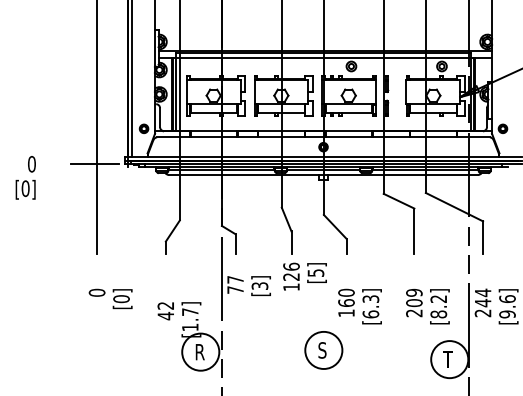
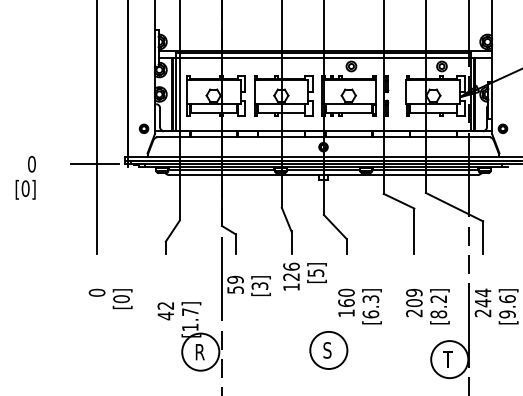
line: present -> none (131, 79)
text: 77 -> 59 (235, 284)
part position: (323, 350) -> (328, 350) (328, 350)
